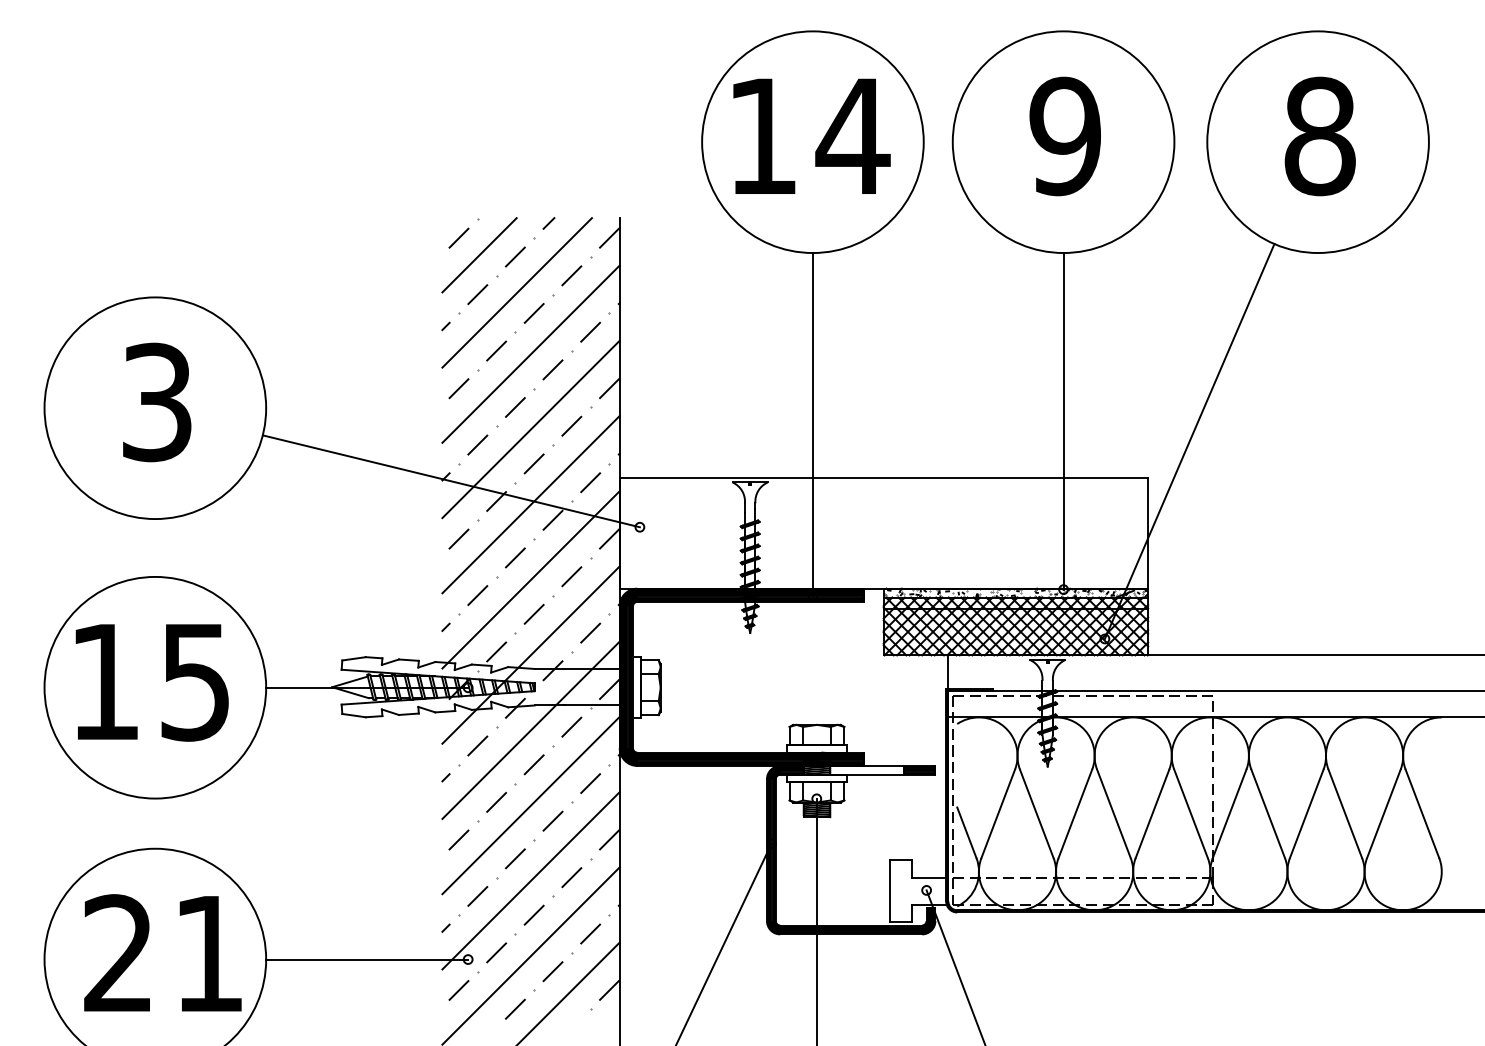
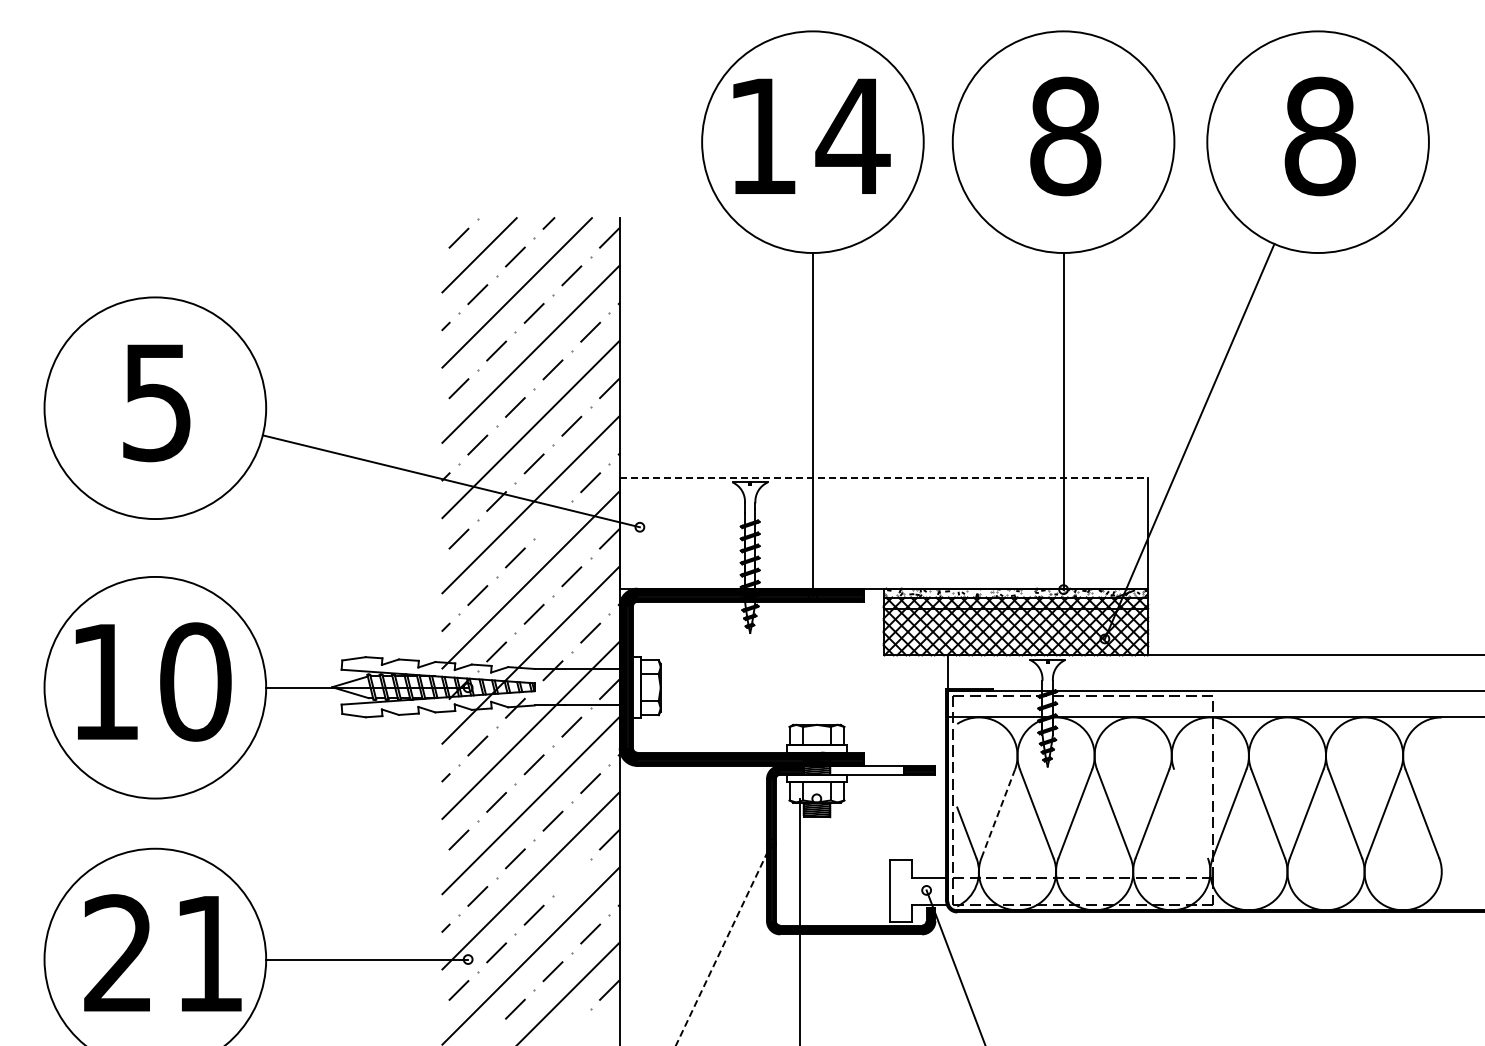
text: 9 -> 8 (1065, 136)
text: 3 -> 5 (157, 401)
line: solid -> dashed (884, 477)
line: present -> none (552, 519)
text: 15 -> 10 (195, 681)
line: solid -> dashed (998, 813)
line: present -> none (1190, 813)
line: present -> none (571, 877)
line position: (816, 920) -> (799, 920) (799, 920)
line: solid -> dashed (723, 944)
